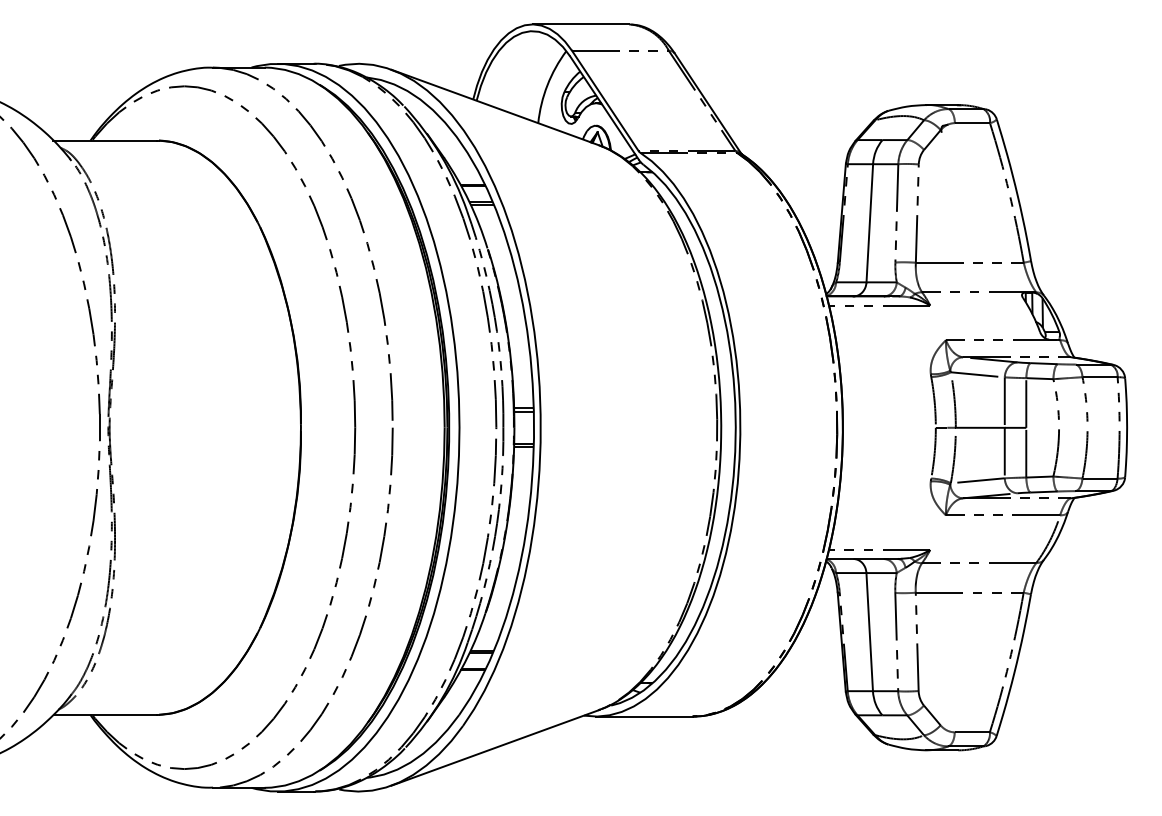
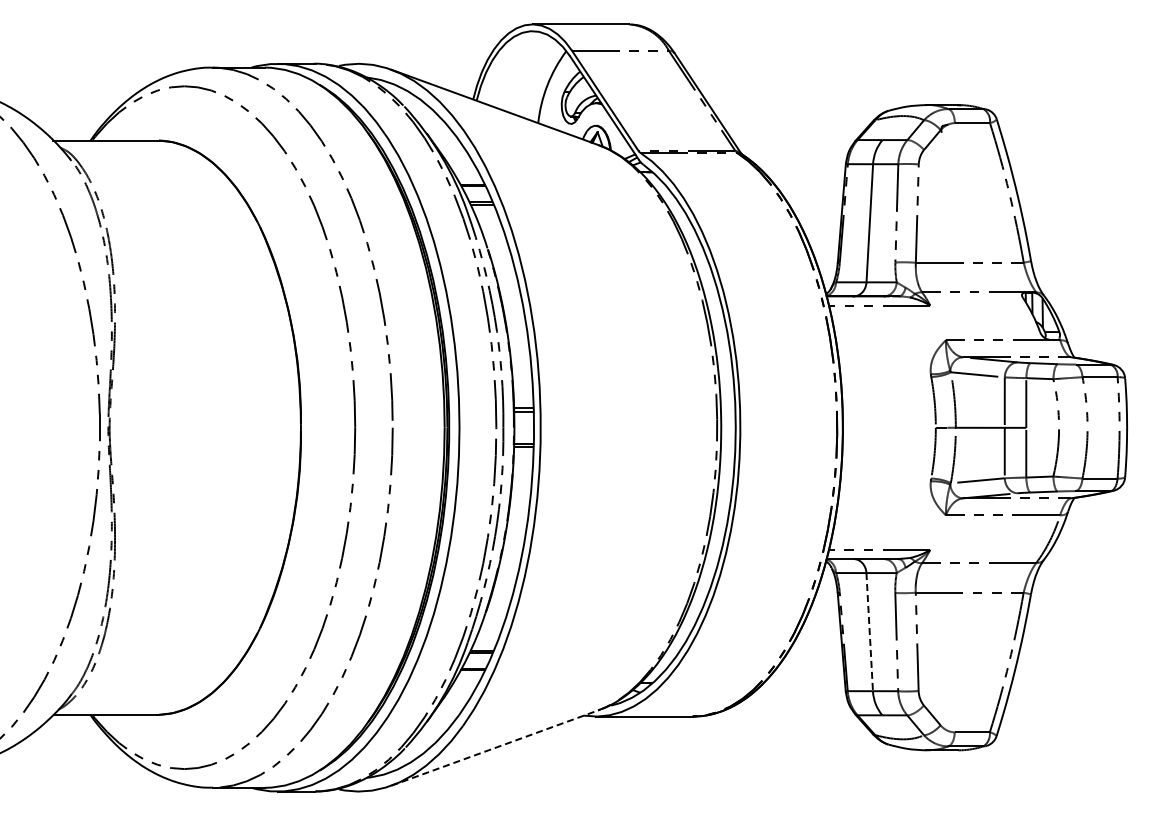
line: solid -> dashed (869, 632)
line: solid -> dashed (495, 747)
